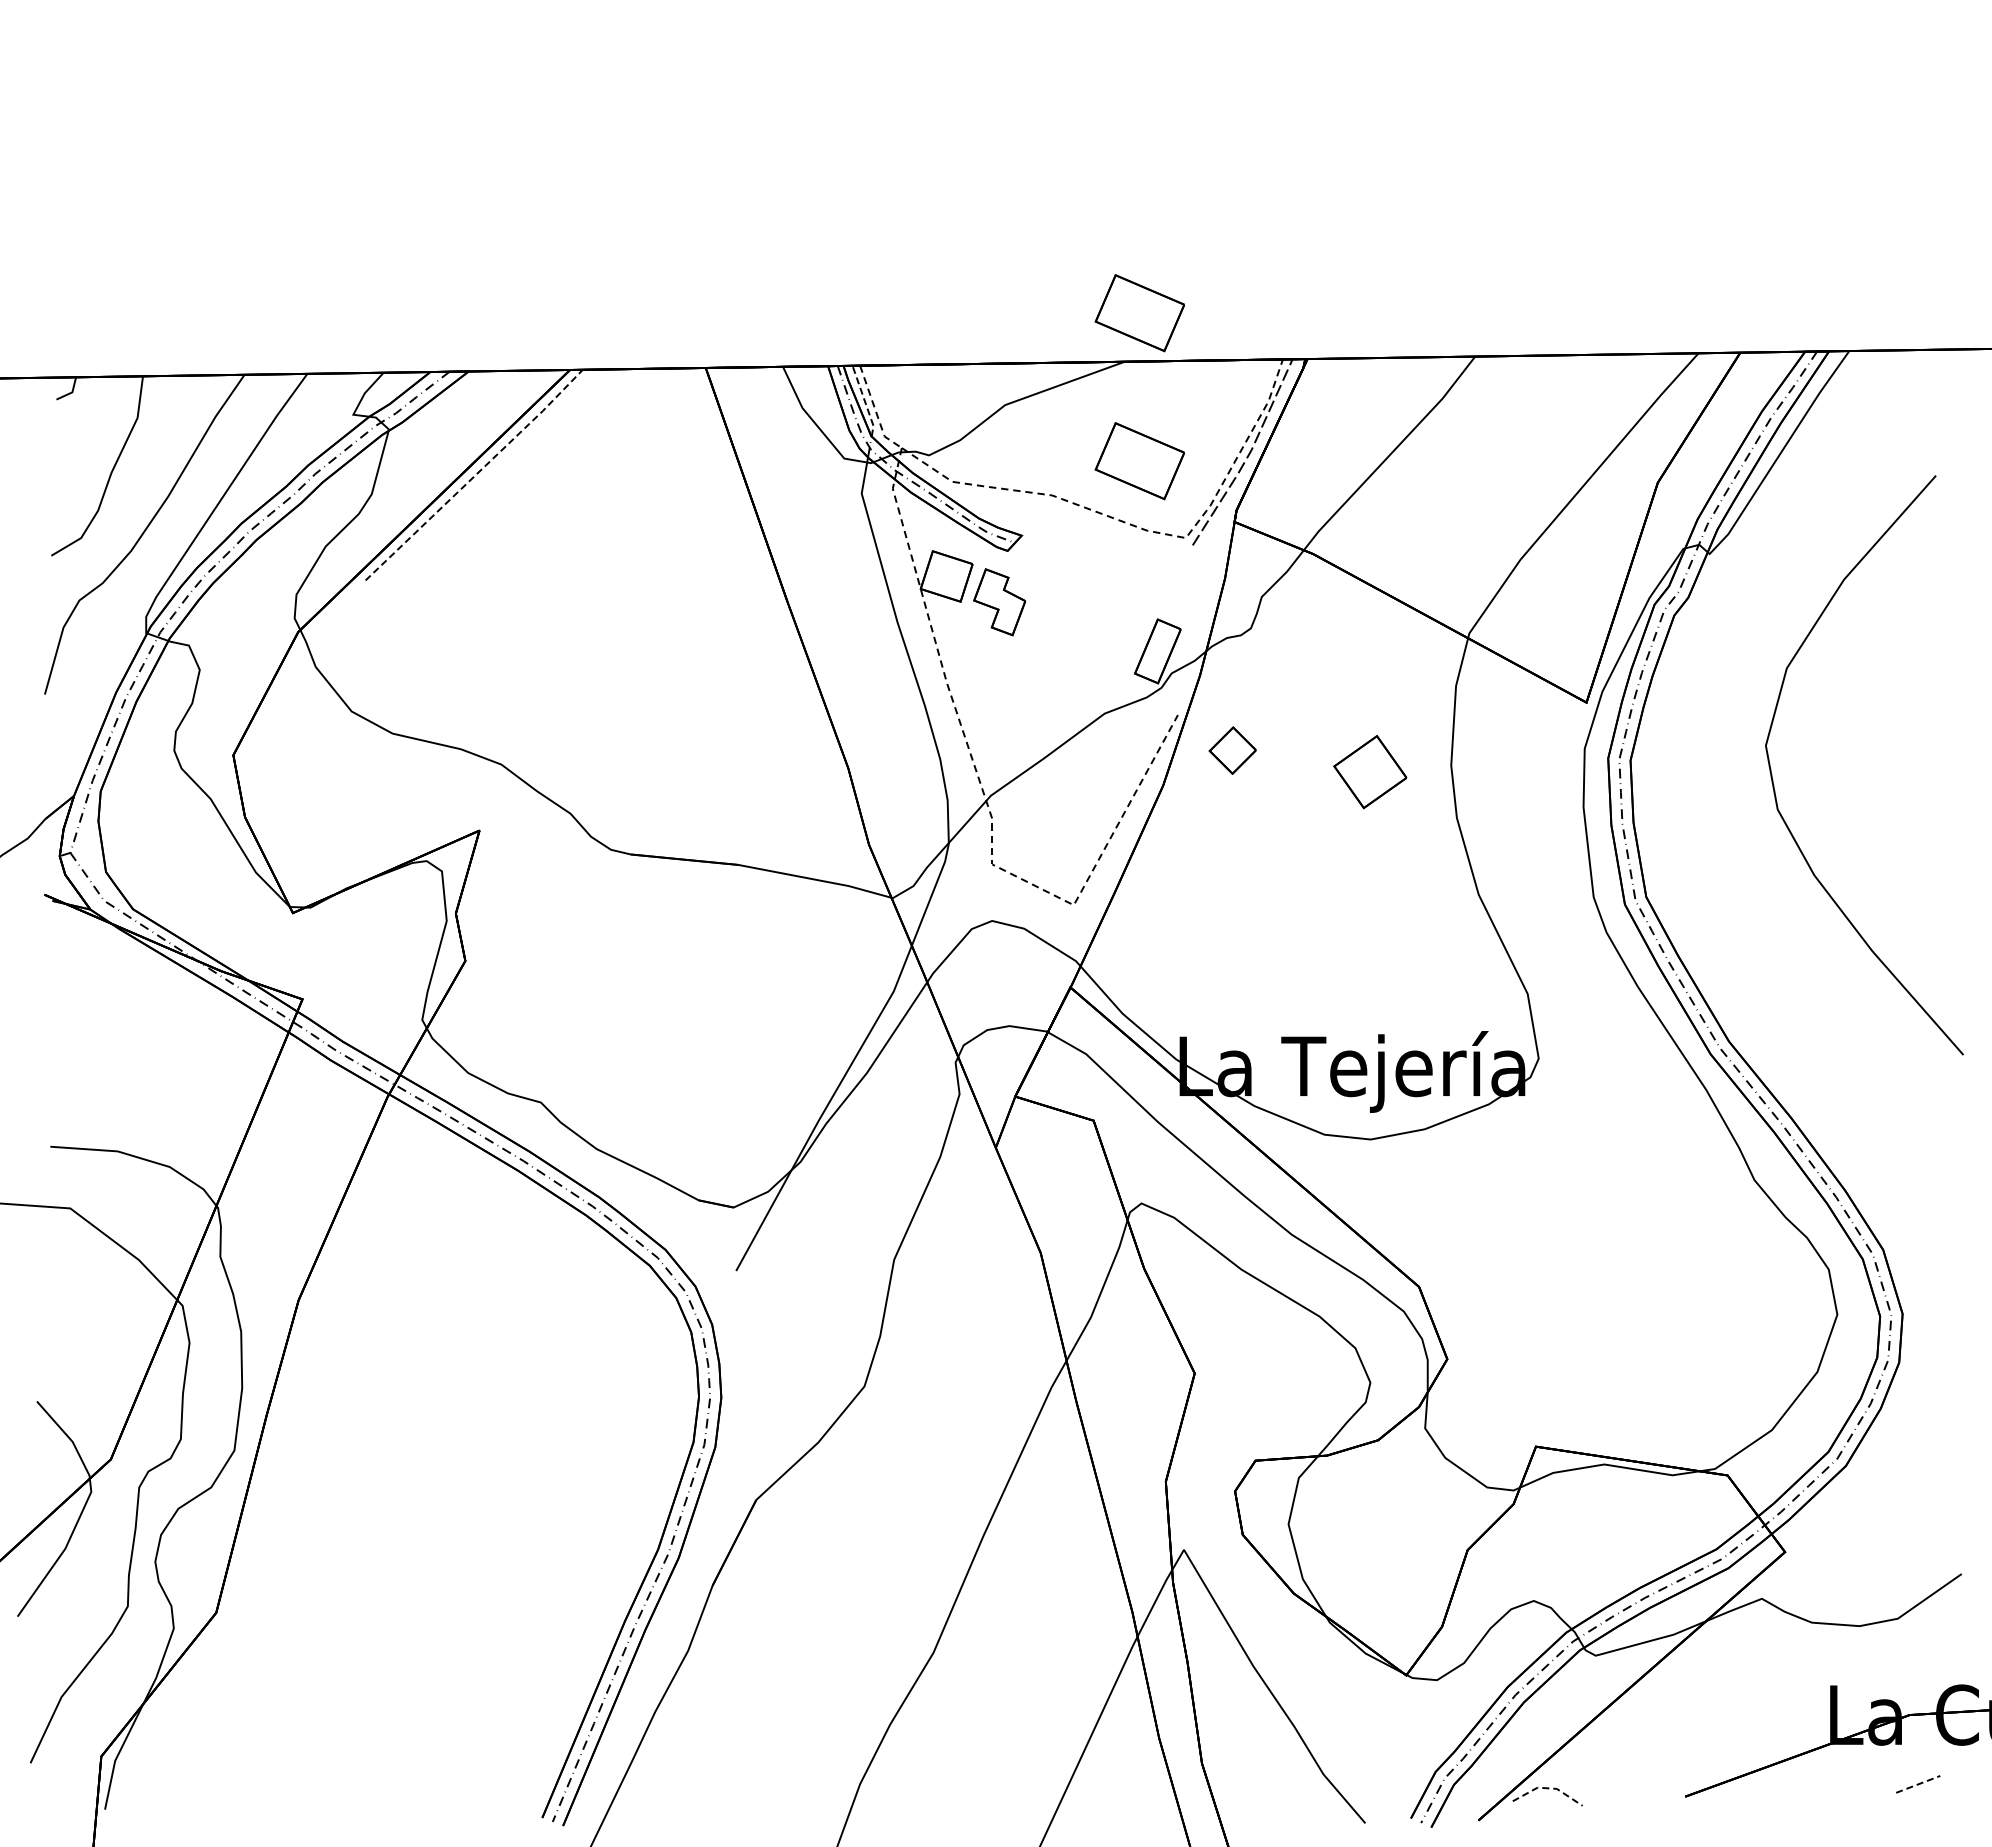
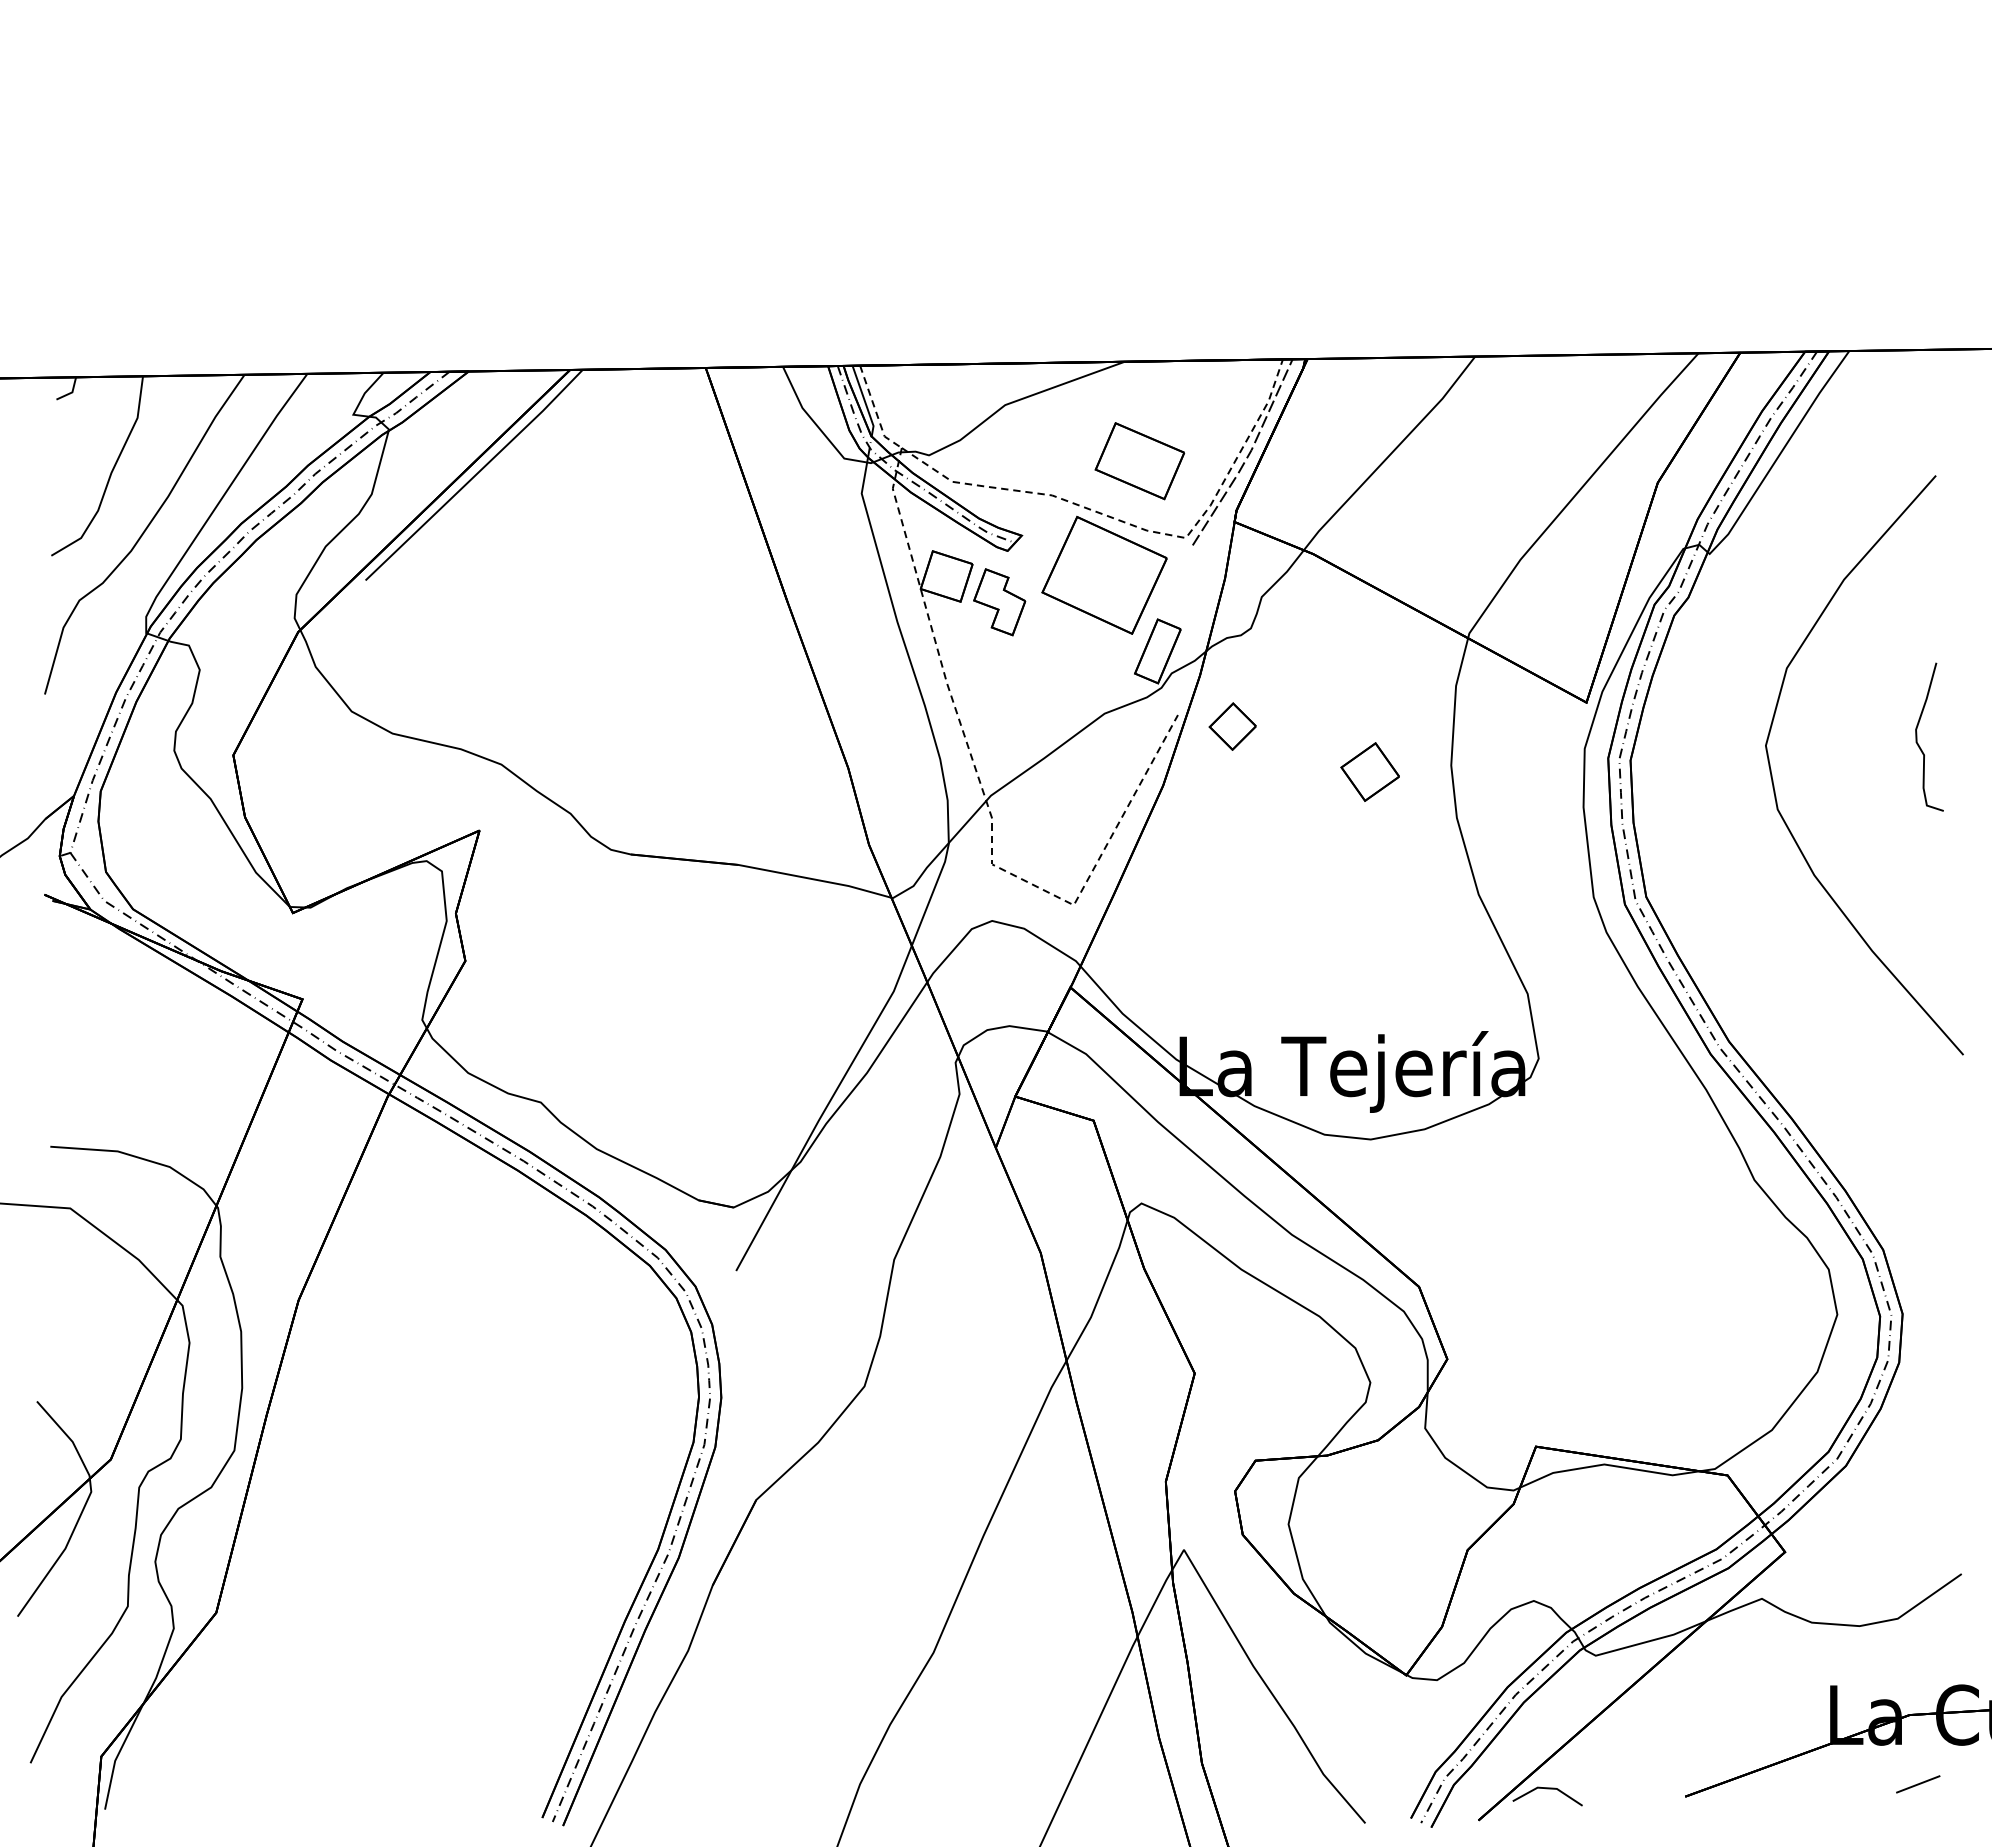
part: present -> none (1139, 313)
line: dashed -> solid (865, 401)
line: dashed -> solid (475, 475)
part: none -> present (1104, 574)
curve: none -> present (1917, 736)
part position: (1232, 750) -> (1232, 726) (1232, 726)
part size: 75x75 px -> 60x60 px (1369, 771)
line: dashed -> solid (1918, 1784)
line: dashed -> solid (1548, 1788)
